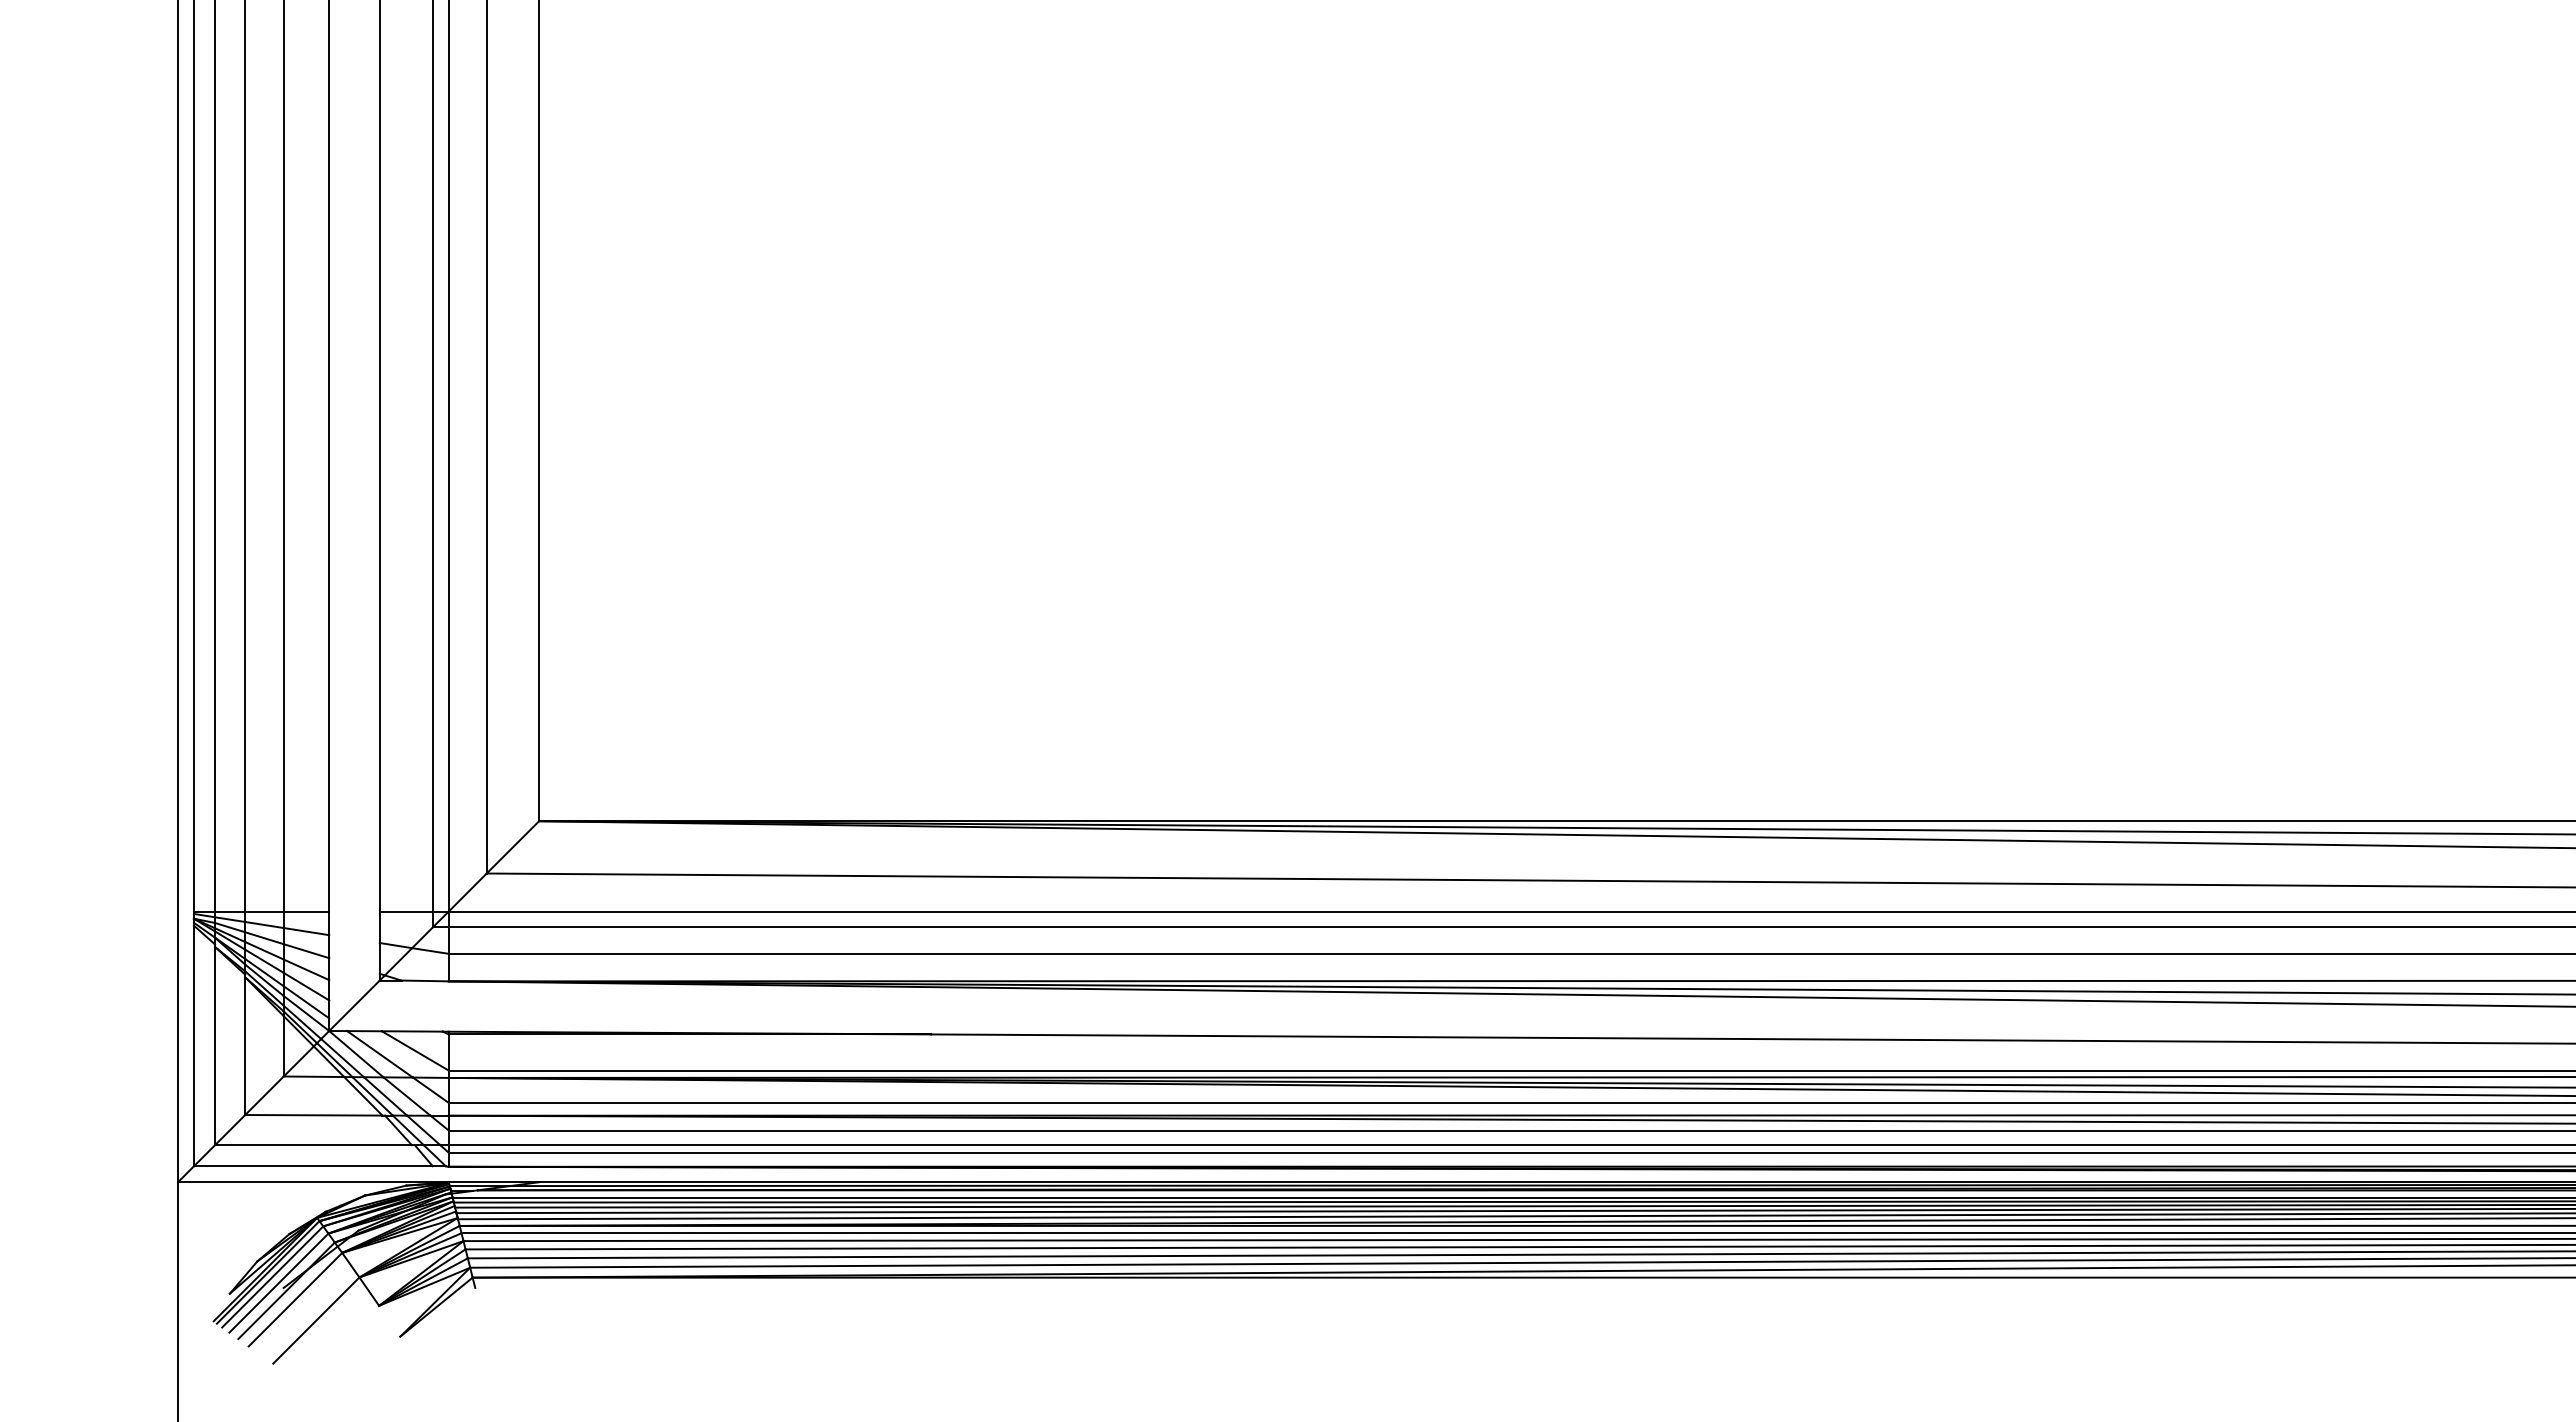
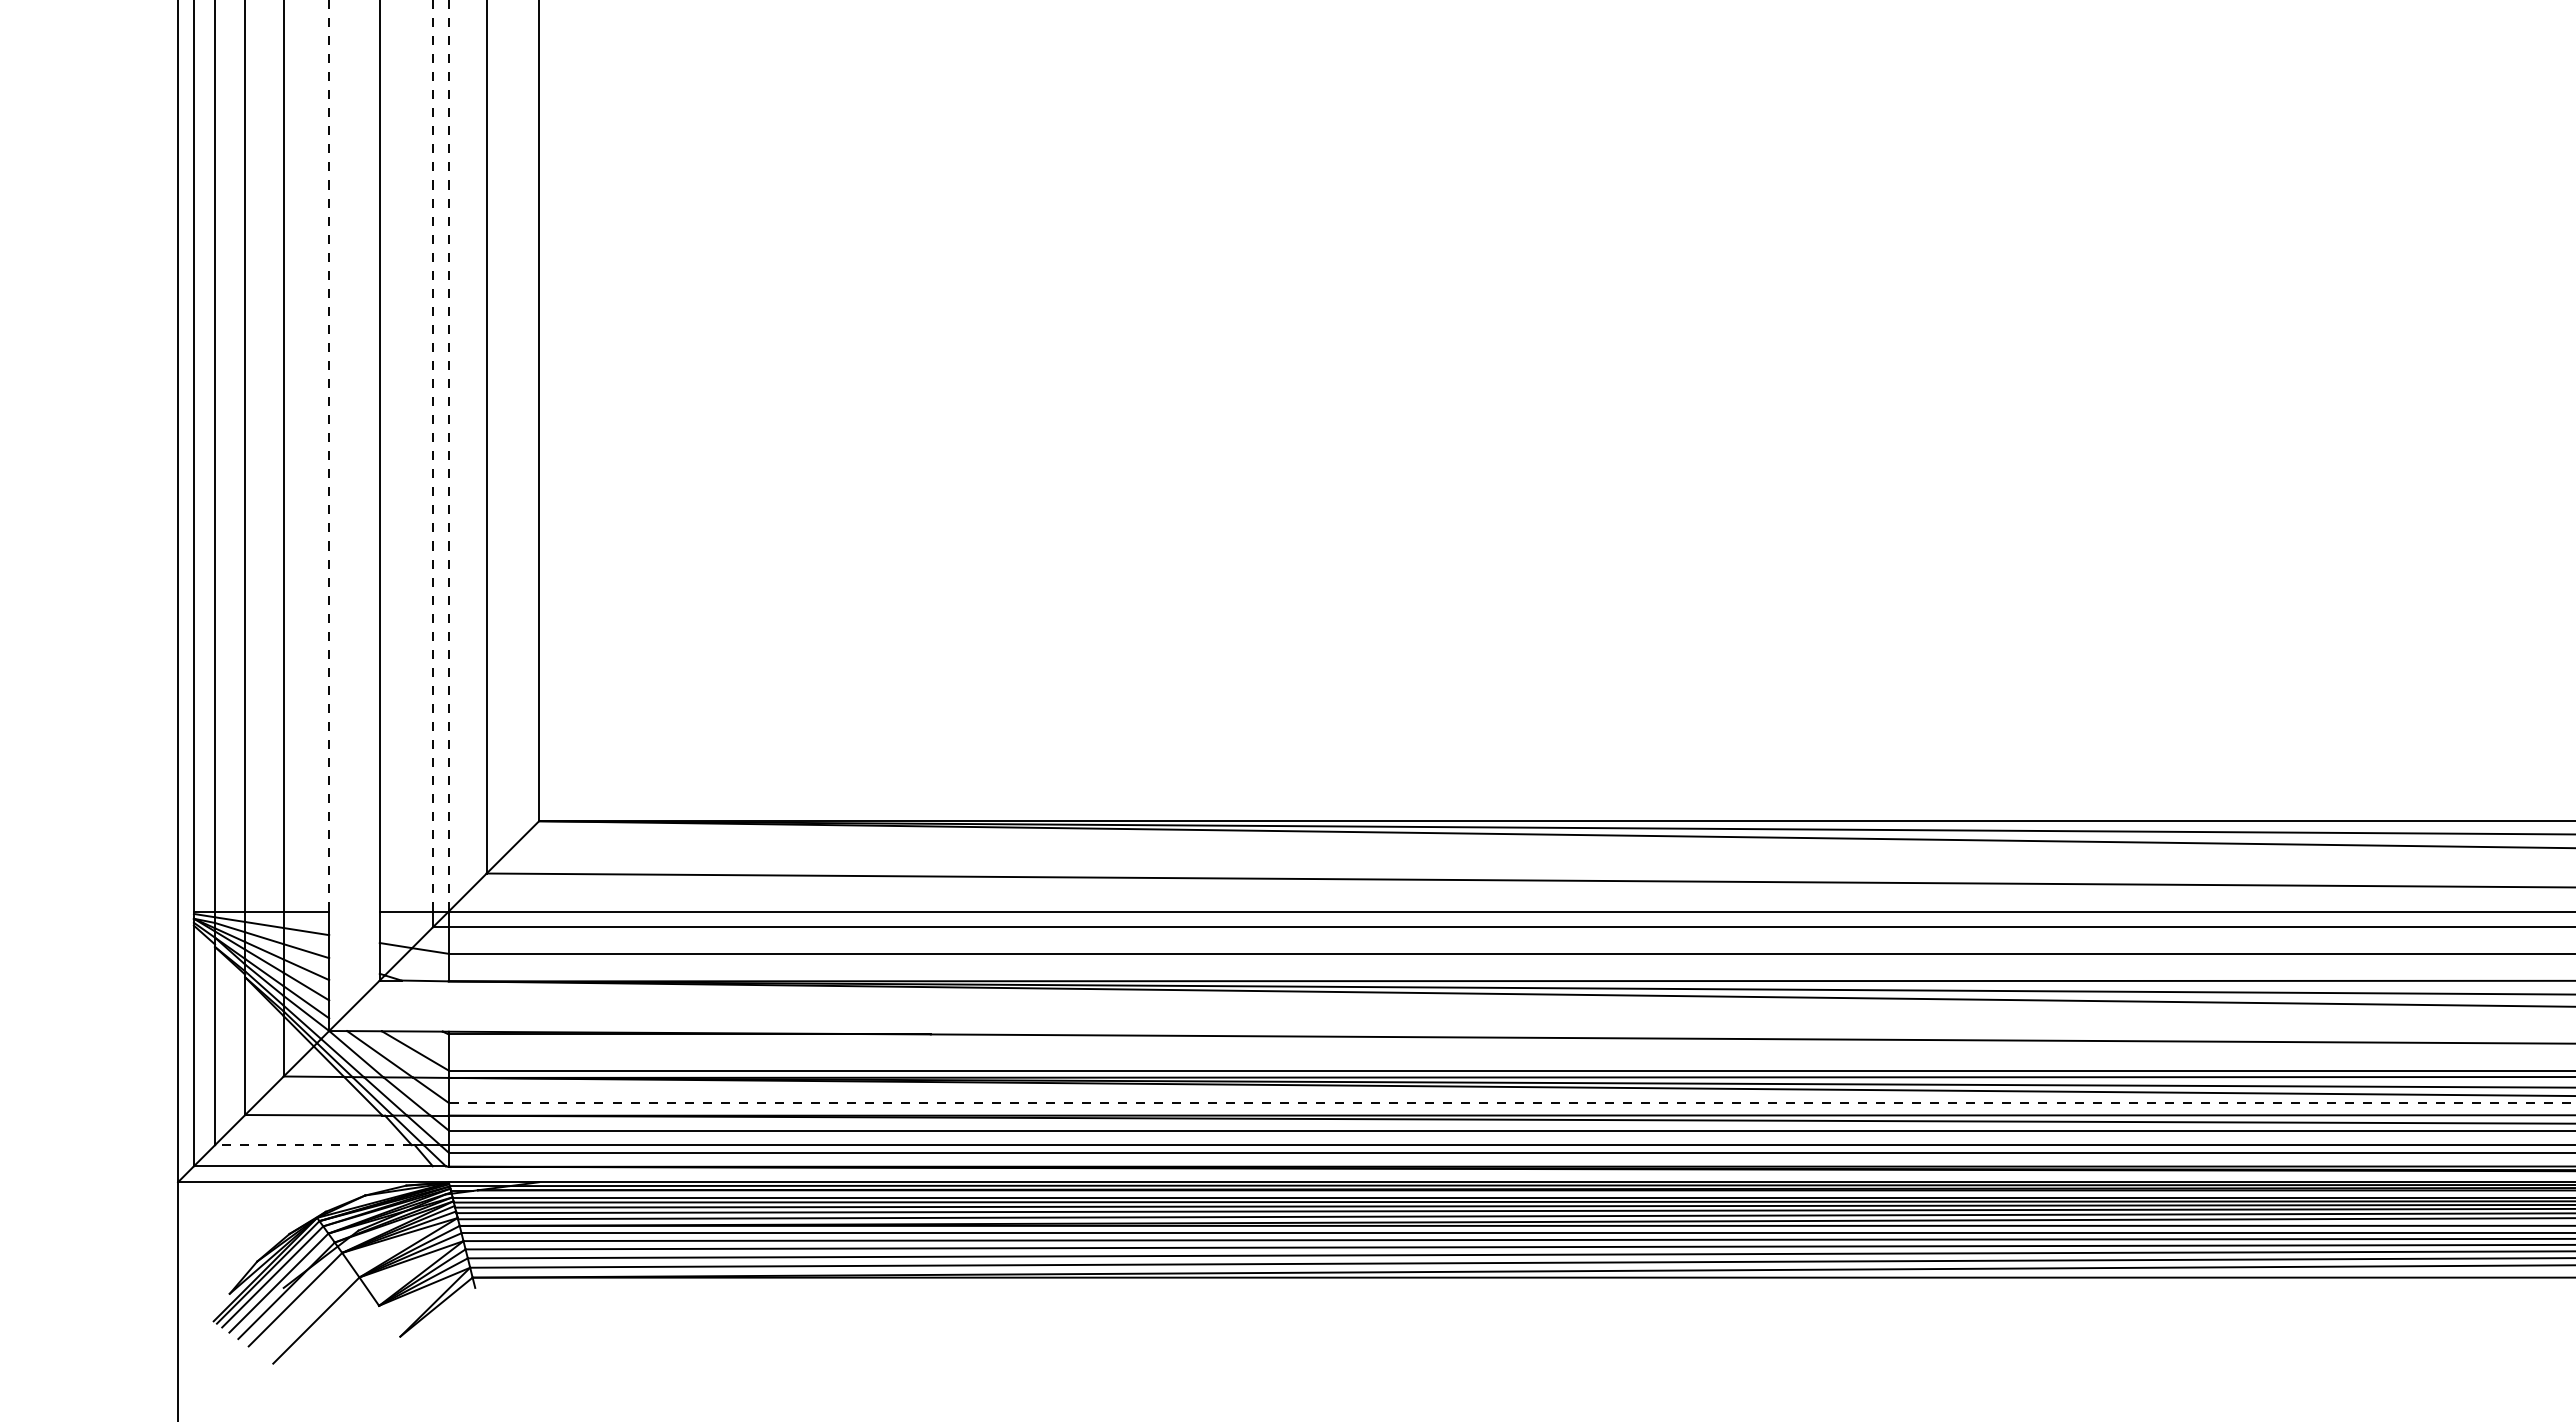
line: solid -> dashed (329, 455)
line: solid -> dashed (432, 455)
line: solid -> dashed (448, 455)
line: solid -> dashed (1511, 1102)
line: solid -> dashed (312, 1145)
